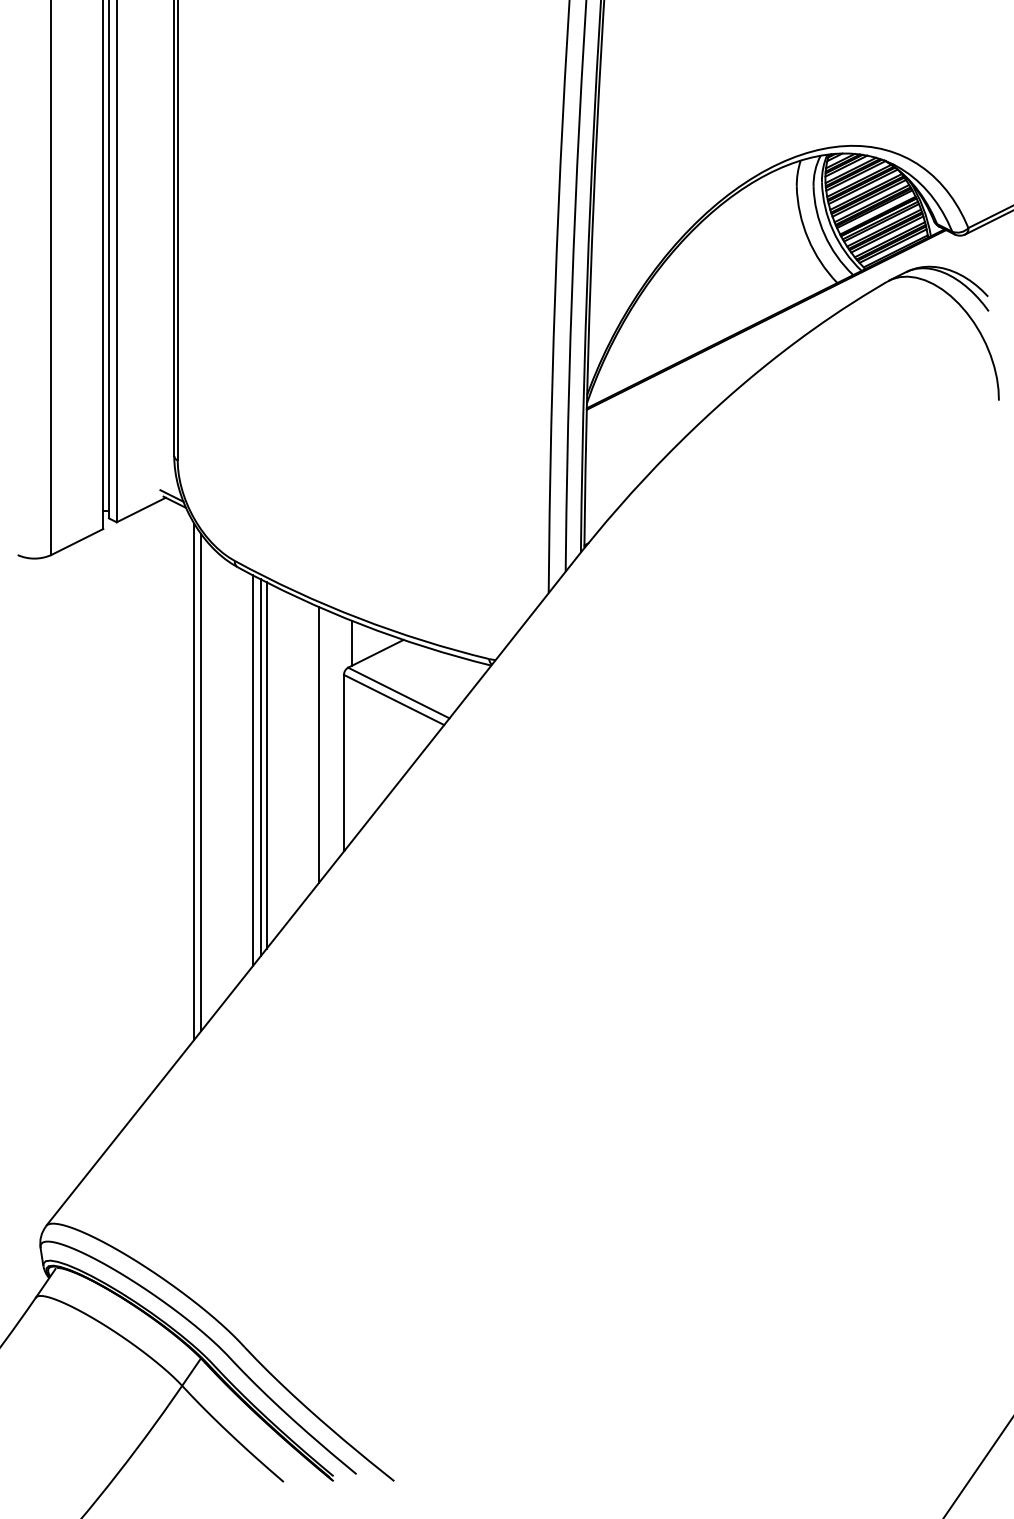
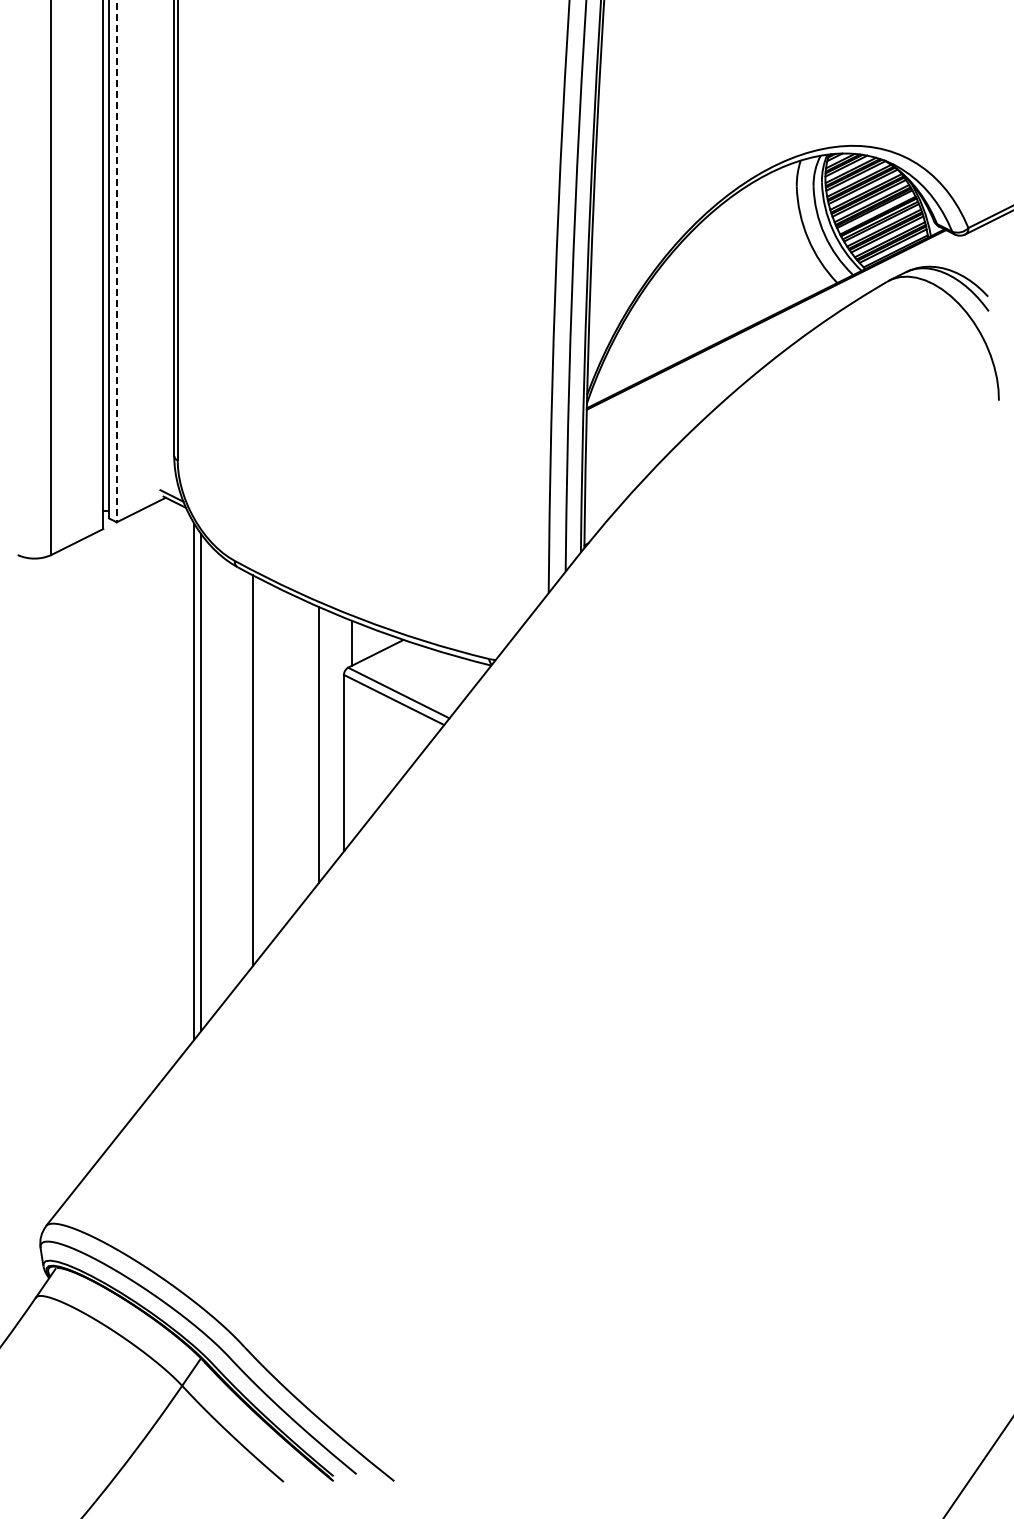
line: solid -> dashed (116, 261)
line: present -> none (266, 765)
line: present -> none (261, 767)
